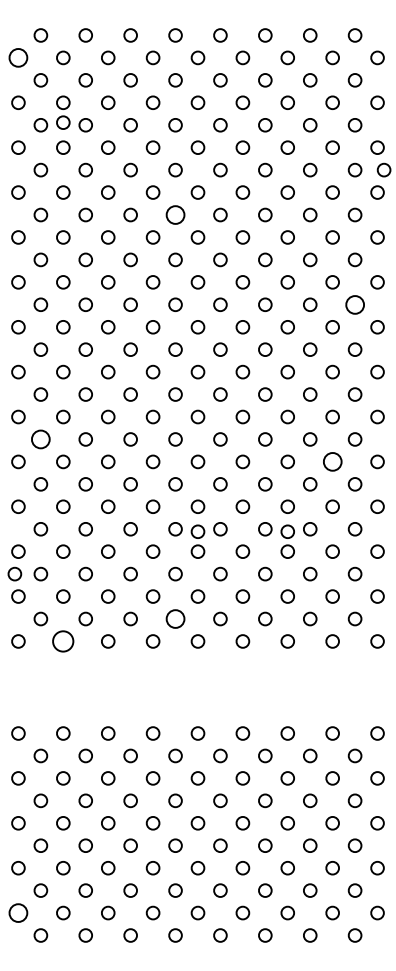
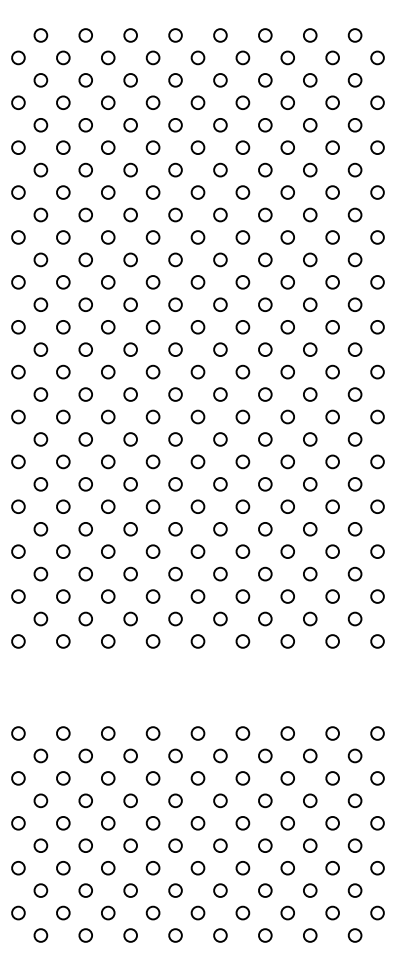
circle size: 21x20 px -> 15x16 px (18, 57)
circle: present -> none (63, 122)
circle: present -> none (383, 169)
circle size: 21x20 px -> 15x16 px (175, 214)
circle size: 20x20 px -> 16x15 px (354, 304)
circle size: 20x21 px -> 16x15 px (40, 439)
circle size: 20x20 px -> 15x16 px (332, 461)
circle: present -> none (197, 531)
circle: present -> none (287, 531)
circle: present -> none (14, 573)
circle size: 21x20 px -> 15x16 px (175, 618)
circle size: 23x23 px -> 15x15 px (63, 641)
circle size: 21x20 px -> 15x16 px (18, 912)
